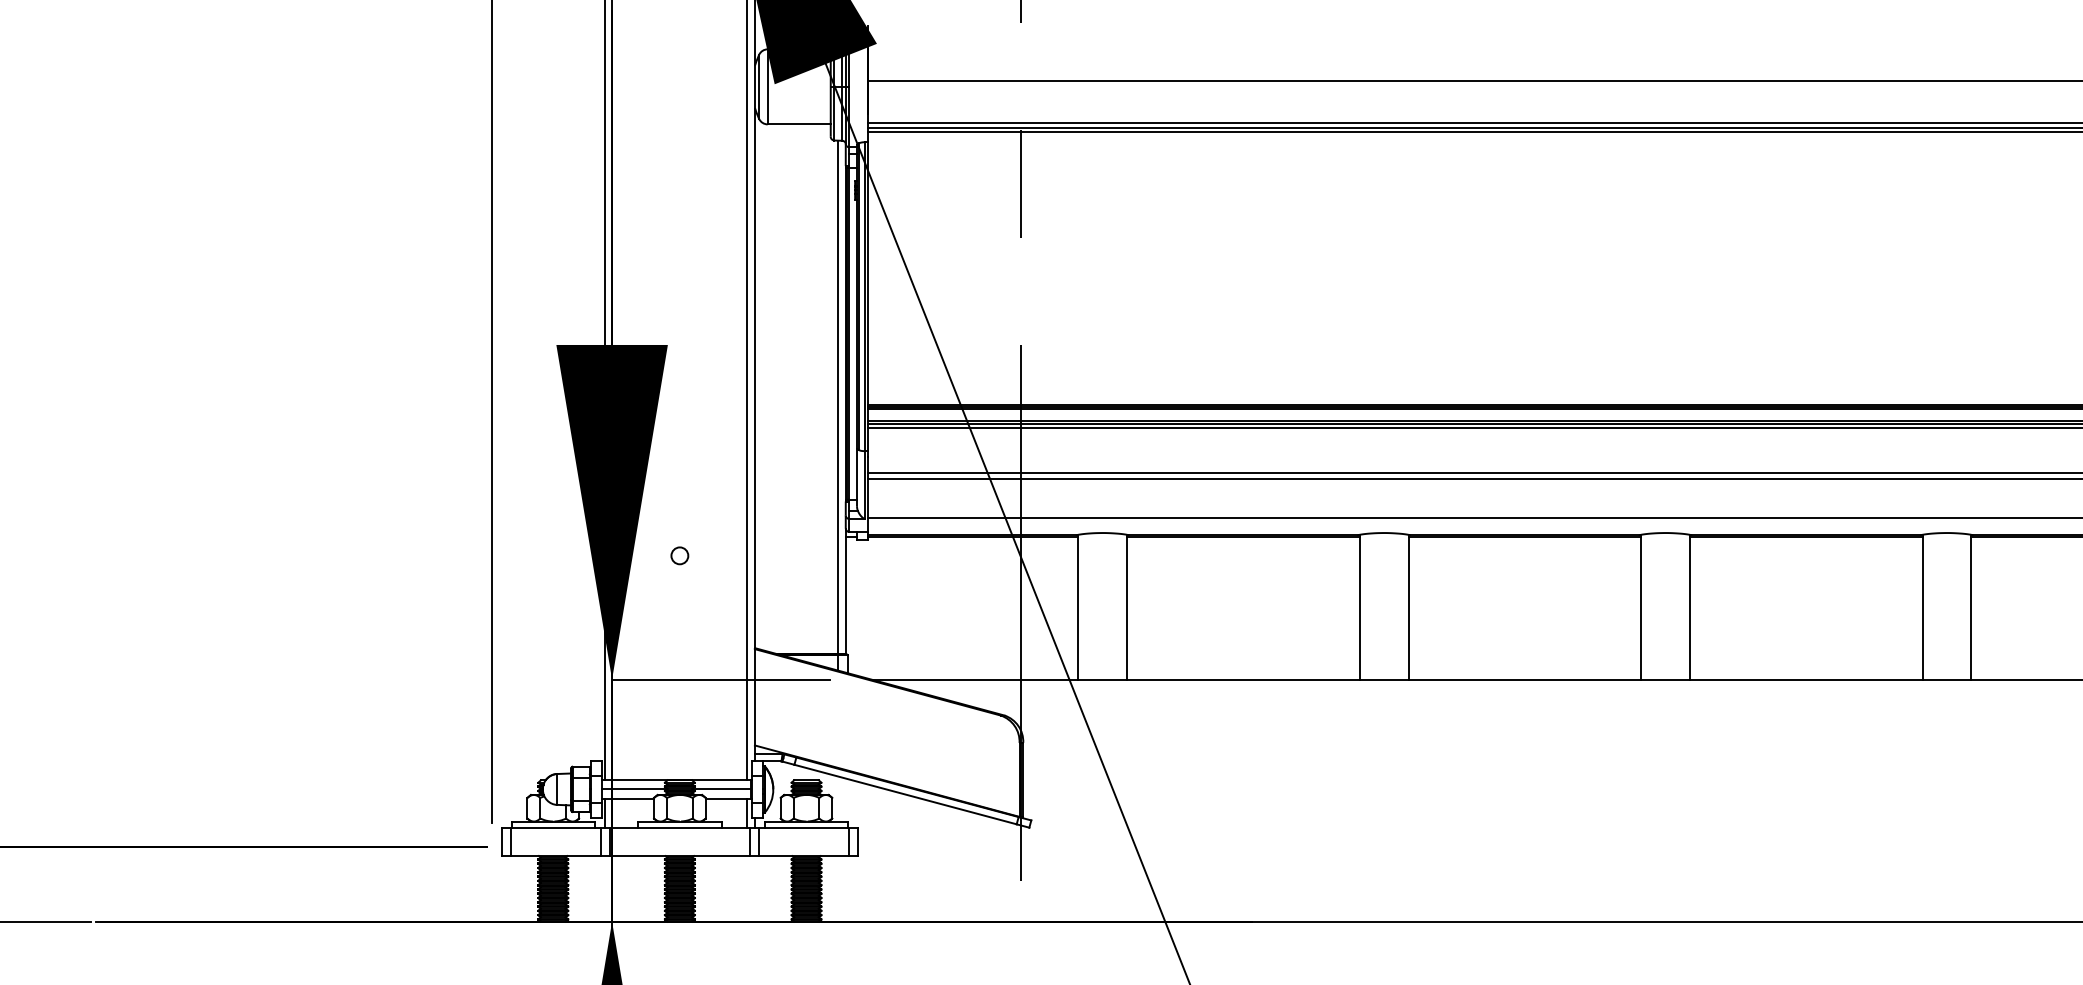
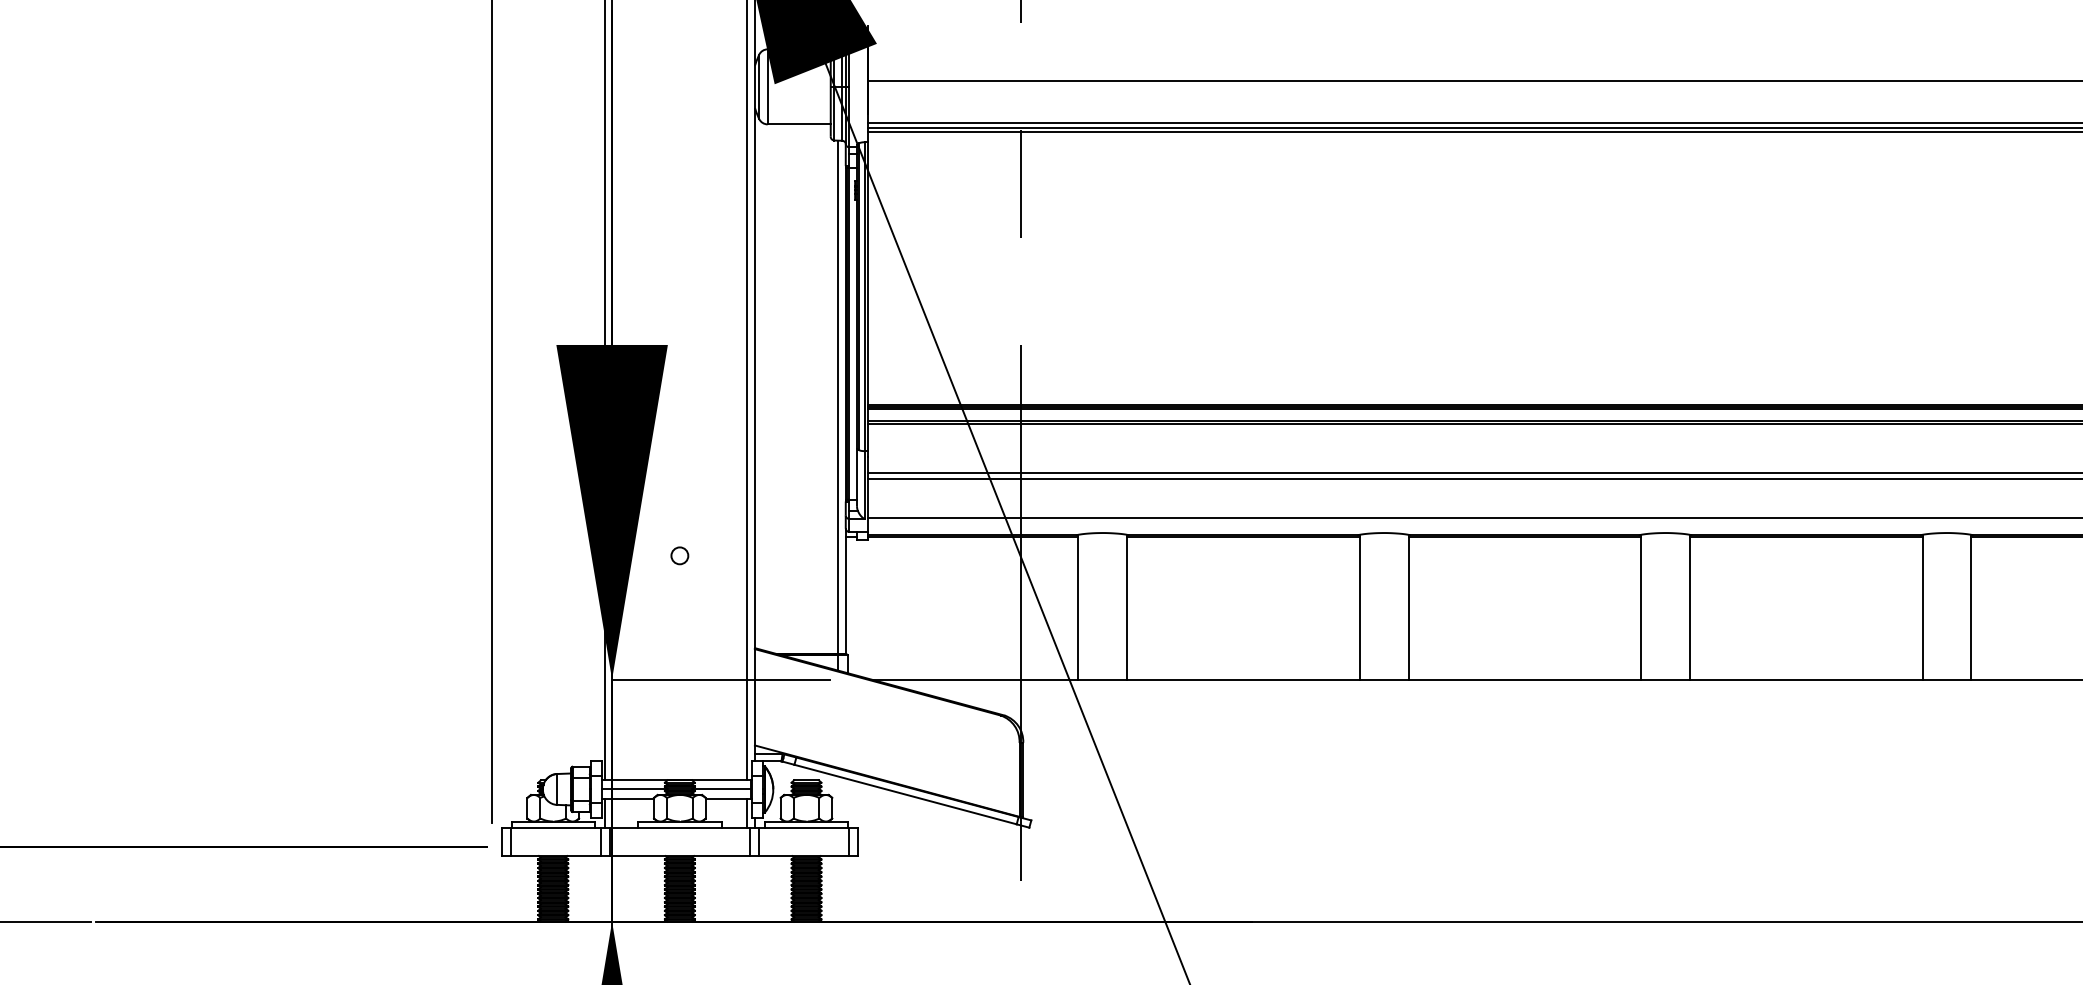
line: present -> none (1473, 427)
